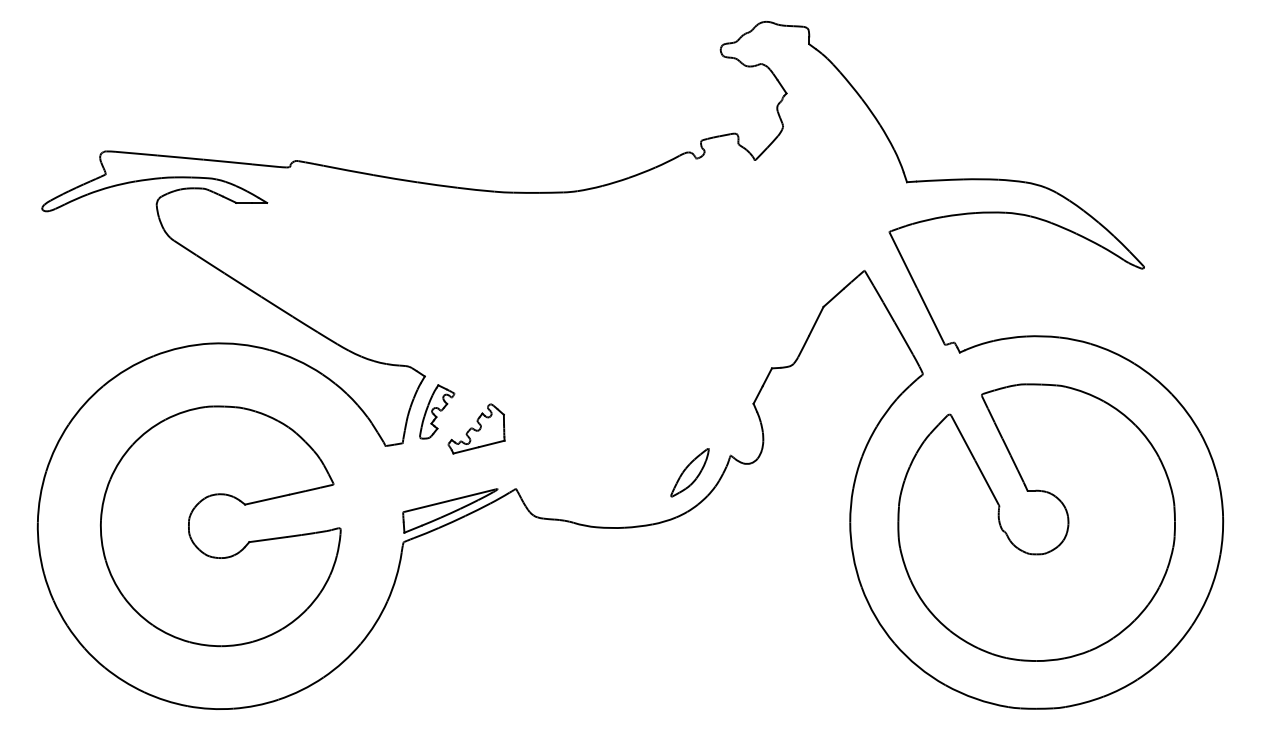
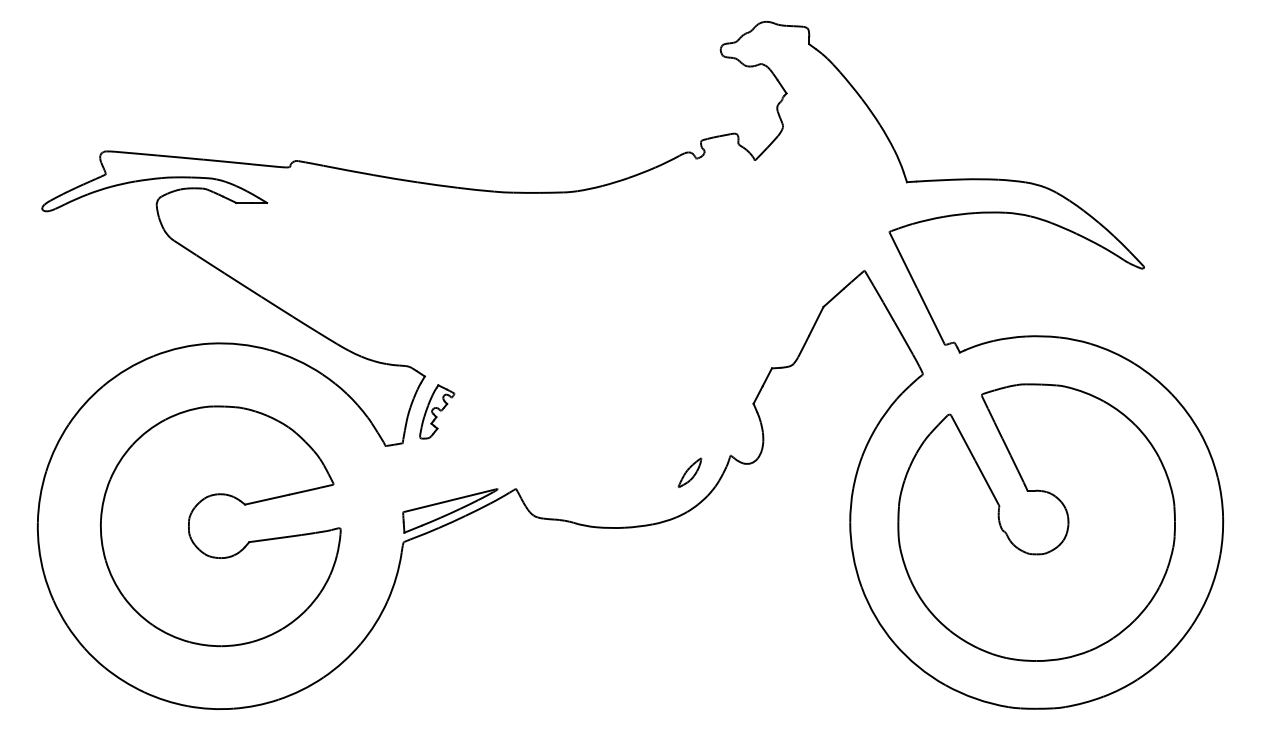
part: present -> none (476, 428)
part size: 40x50 px -> 26x31 px (689, 472)
